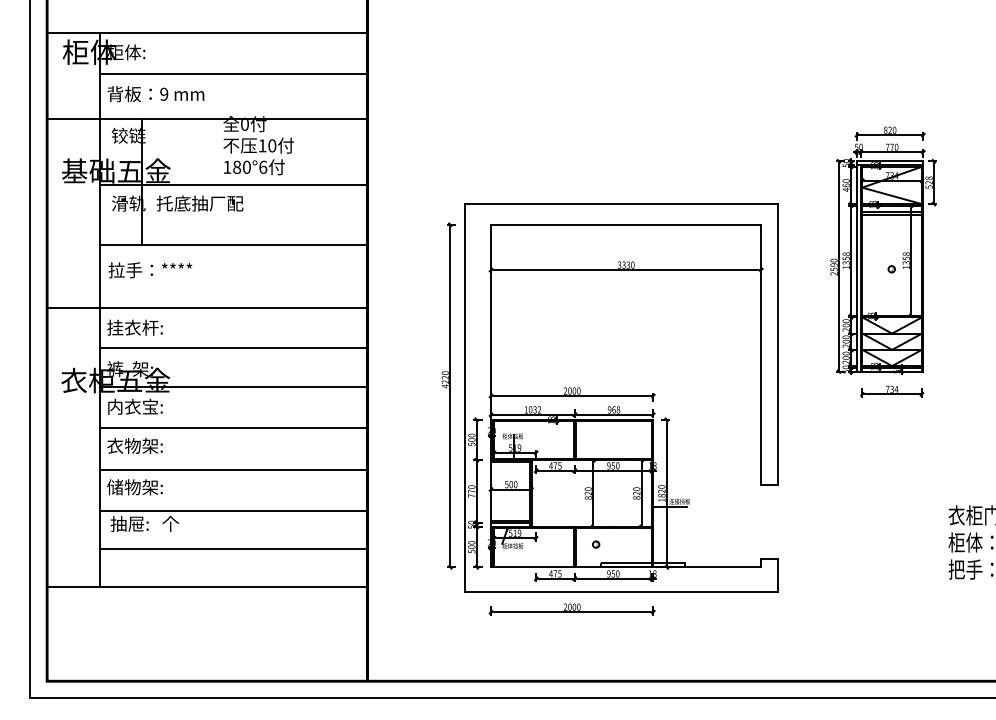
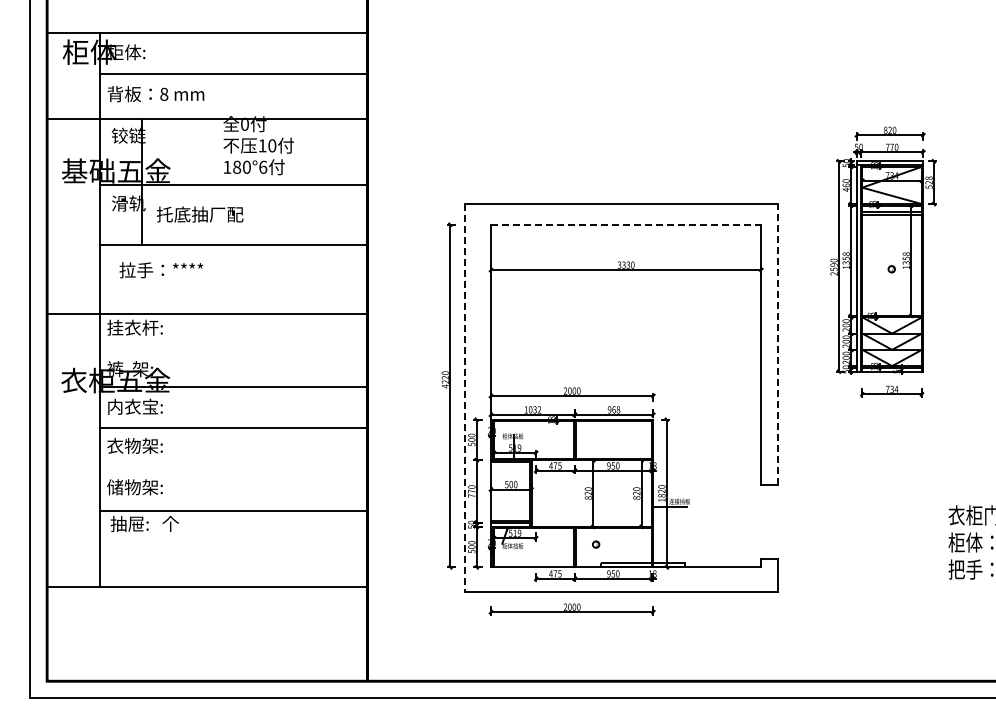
text: 9 -> 8 (164, 93)
text position: (199, 203) -> (199, 214) (199, 214)
line: solid -> dashed (626, 224)
text position: (150, 270) -> (161, 270) (161, 270)
line position: (207, 307) -> (207, 313) (207, 313)
line: solid -> dashed (777, 344)
line: present -> none (233, 348)
line: solid -> dashed (464, 398)
line: present -> none (233, 470)
line: present -> none (233, 549)
